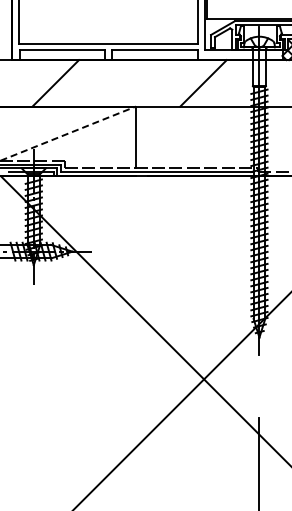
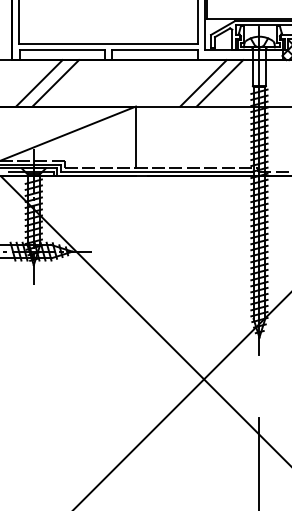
line: none -> present (39, 83)
line: none -> present (219, 83)
line: dashed -> solid (68, 133)
